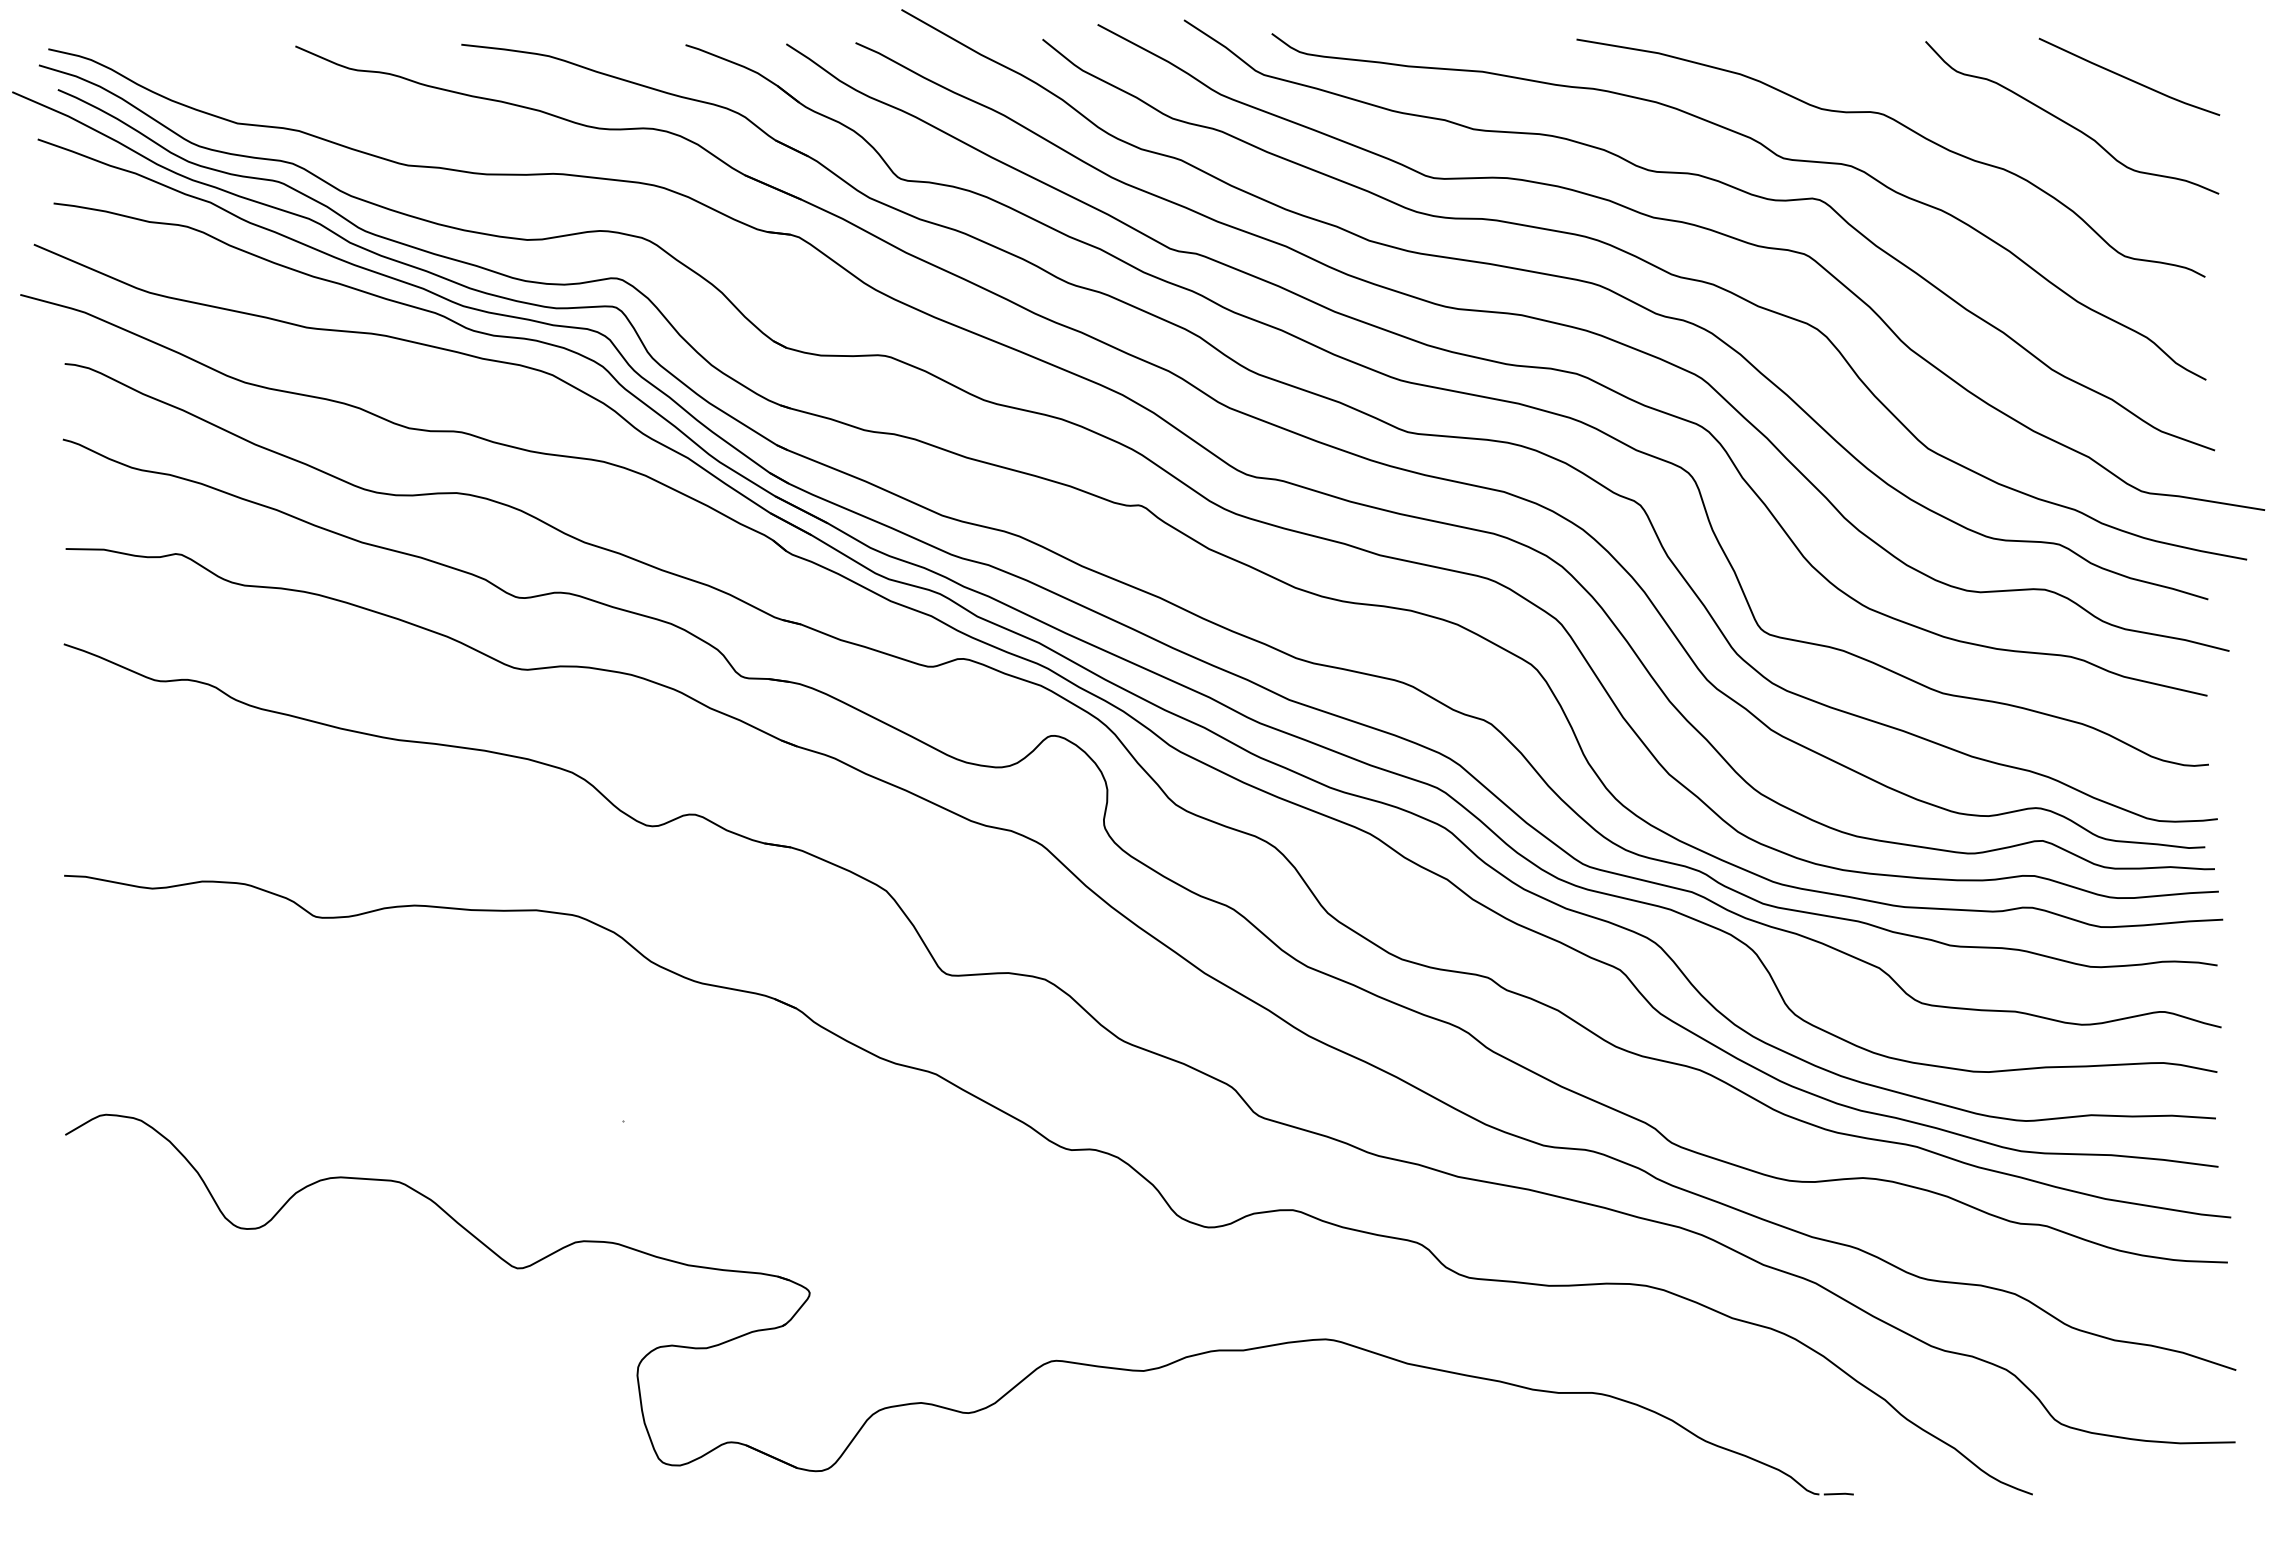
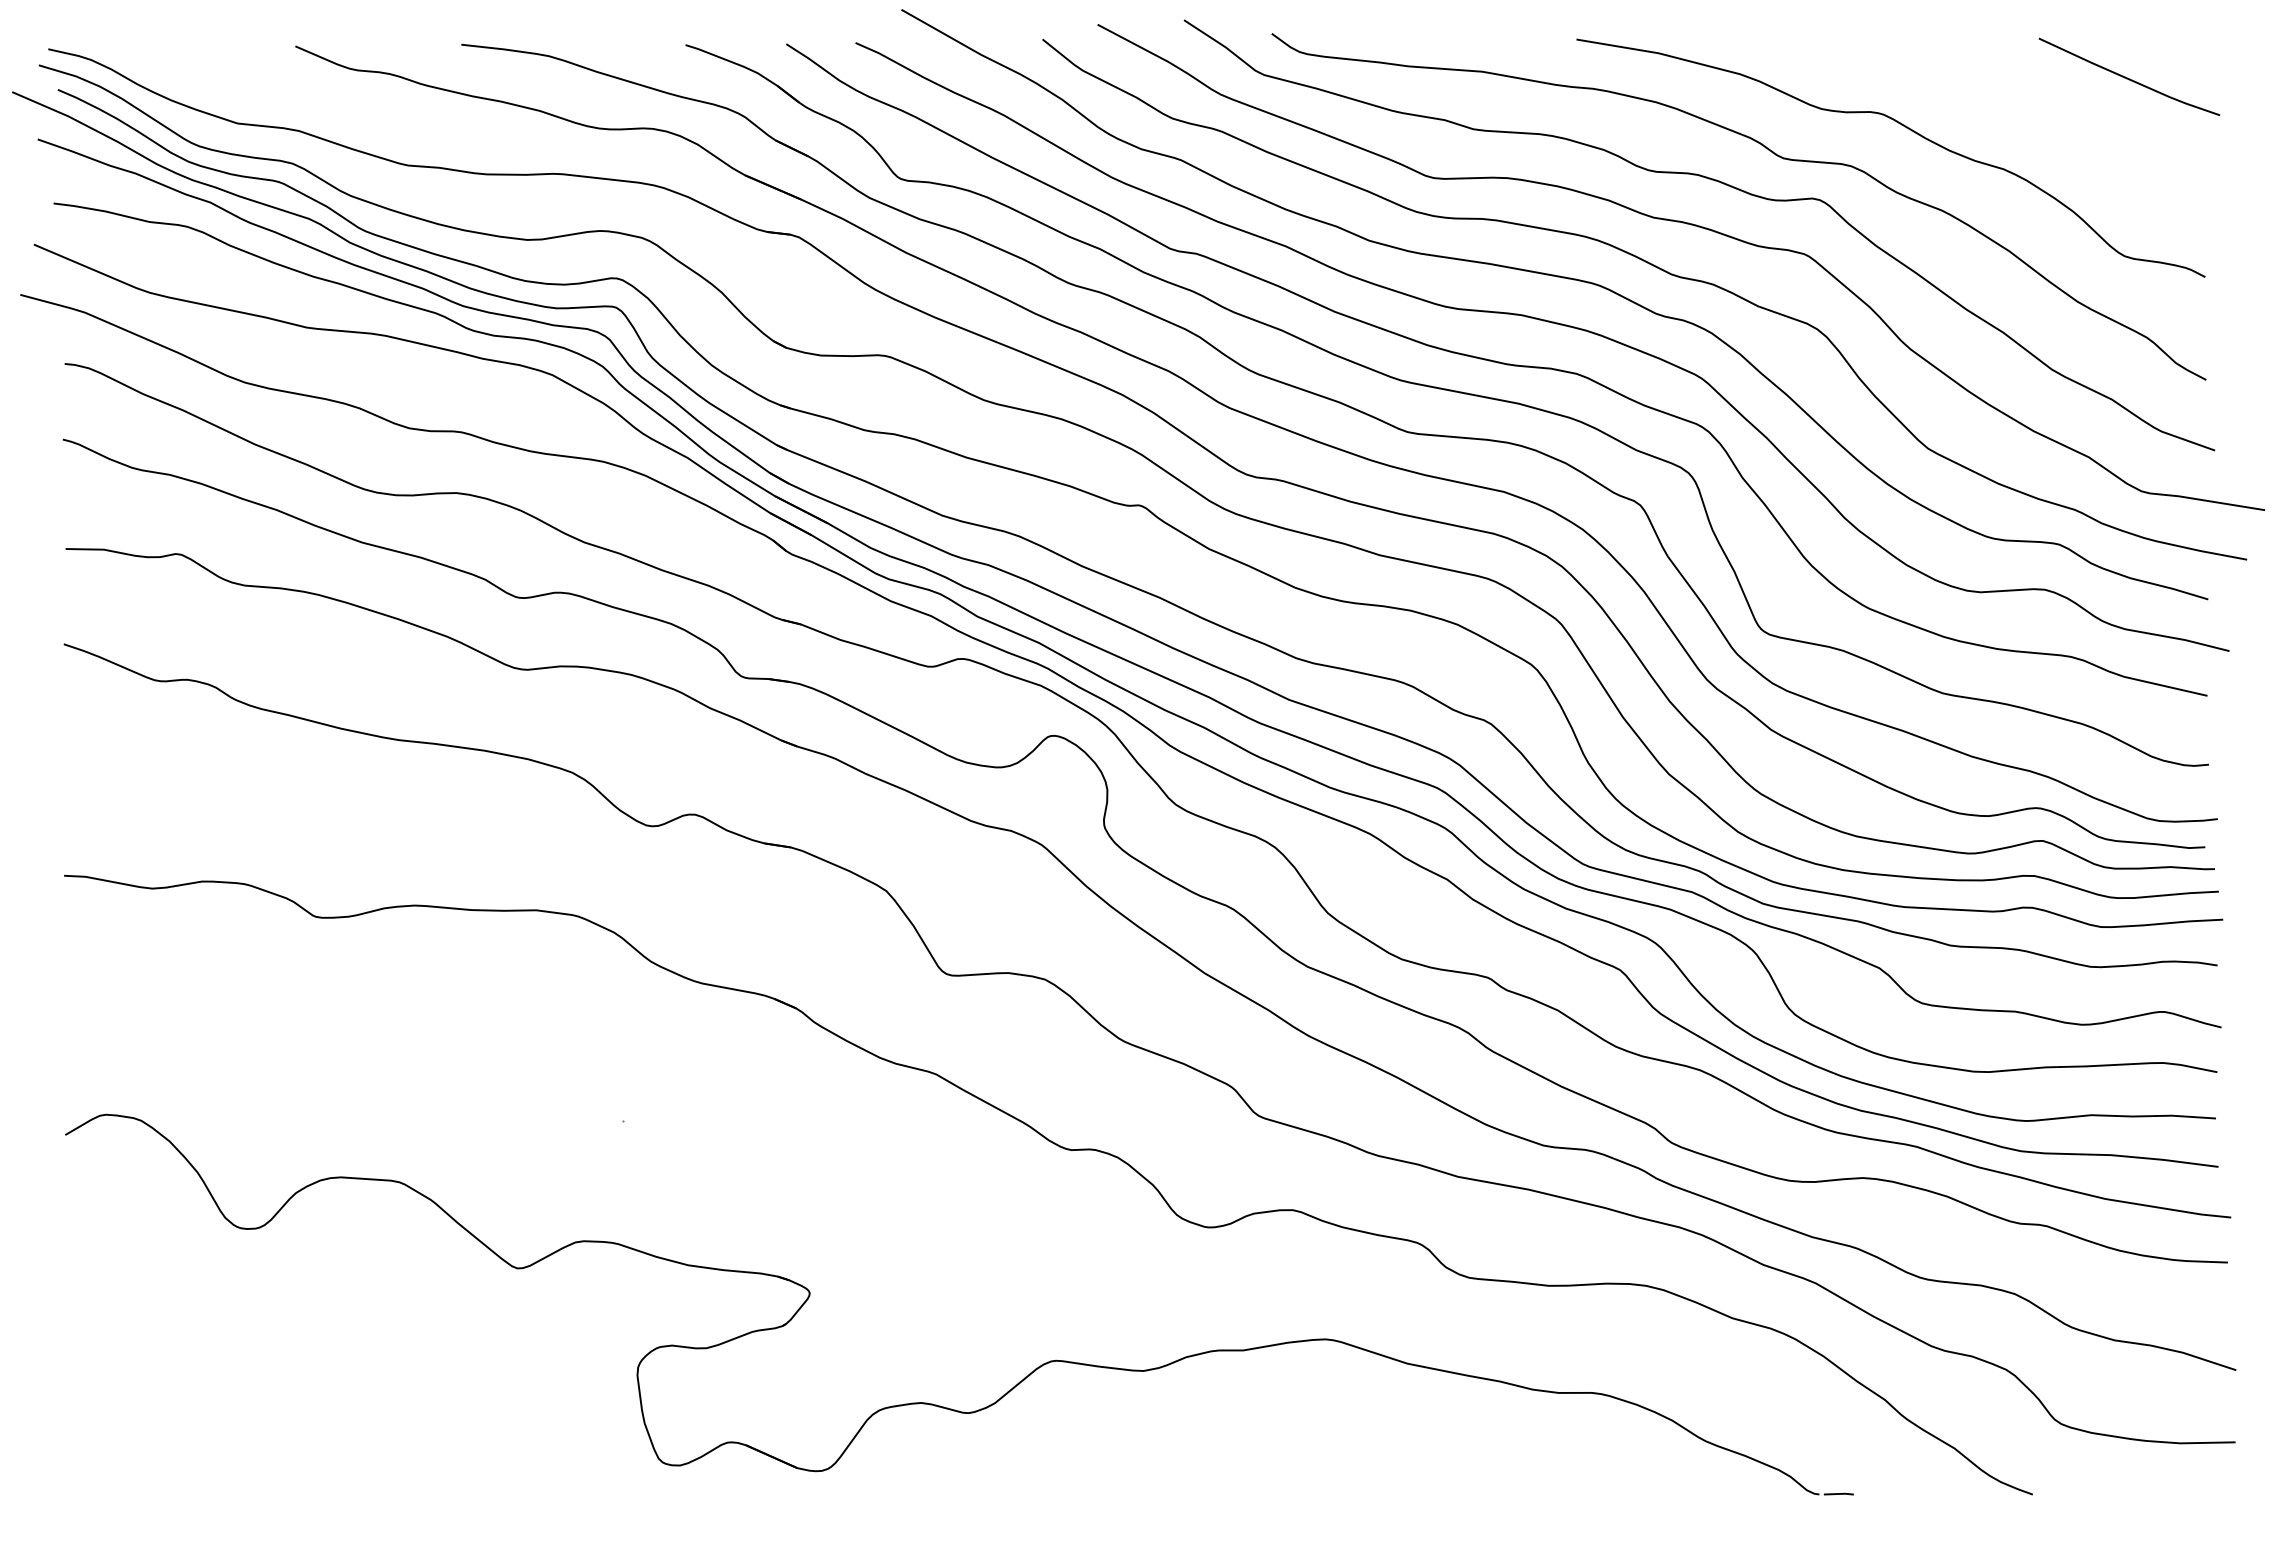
curve: present -> none (2069, 123)
